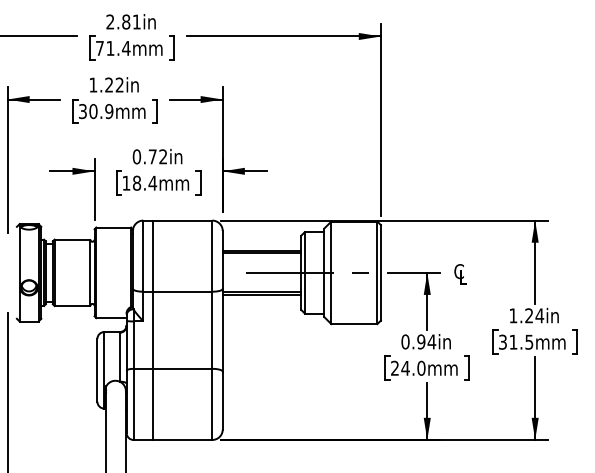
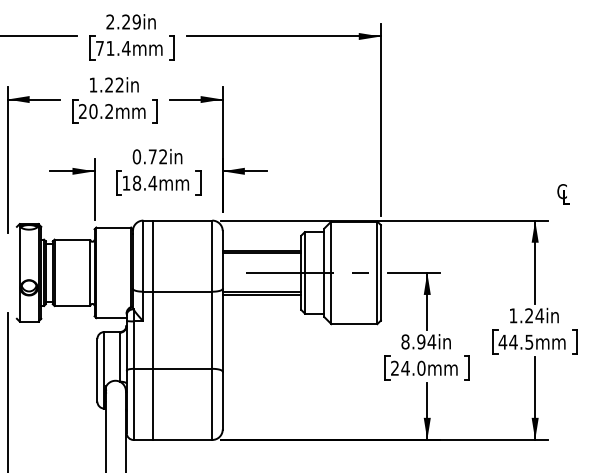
text: 2.81in -> 2.29in (131, 21)
text: 30.9mm -> 20.2mm (96, 111)
text position: (460, 274) -> (563, 194) (563, 194)
text: 0.94in -> 8.94in (405, 341)
text: 31.5mm -> 44.5mm (507, 341)
